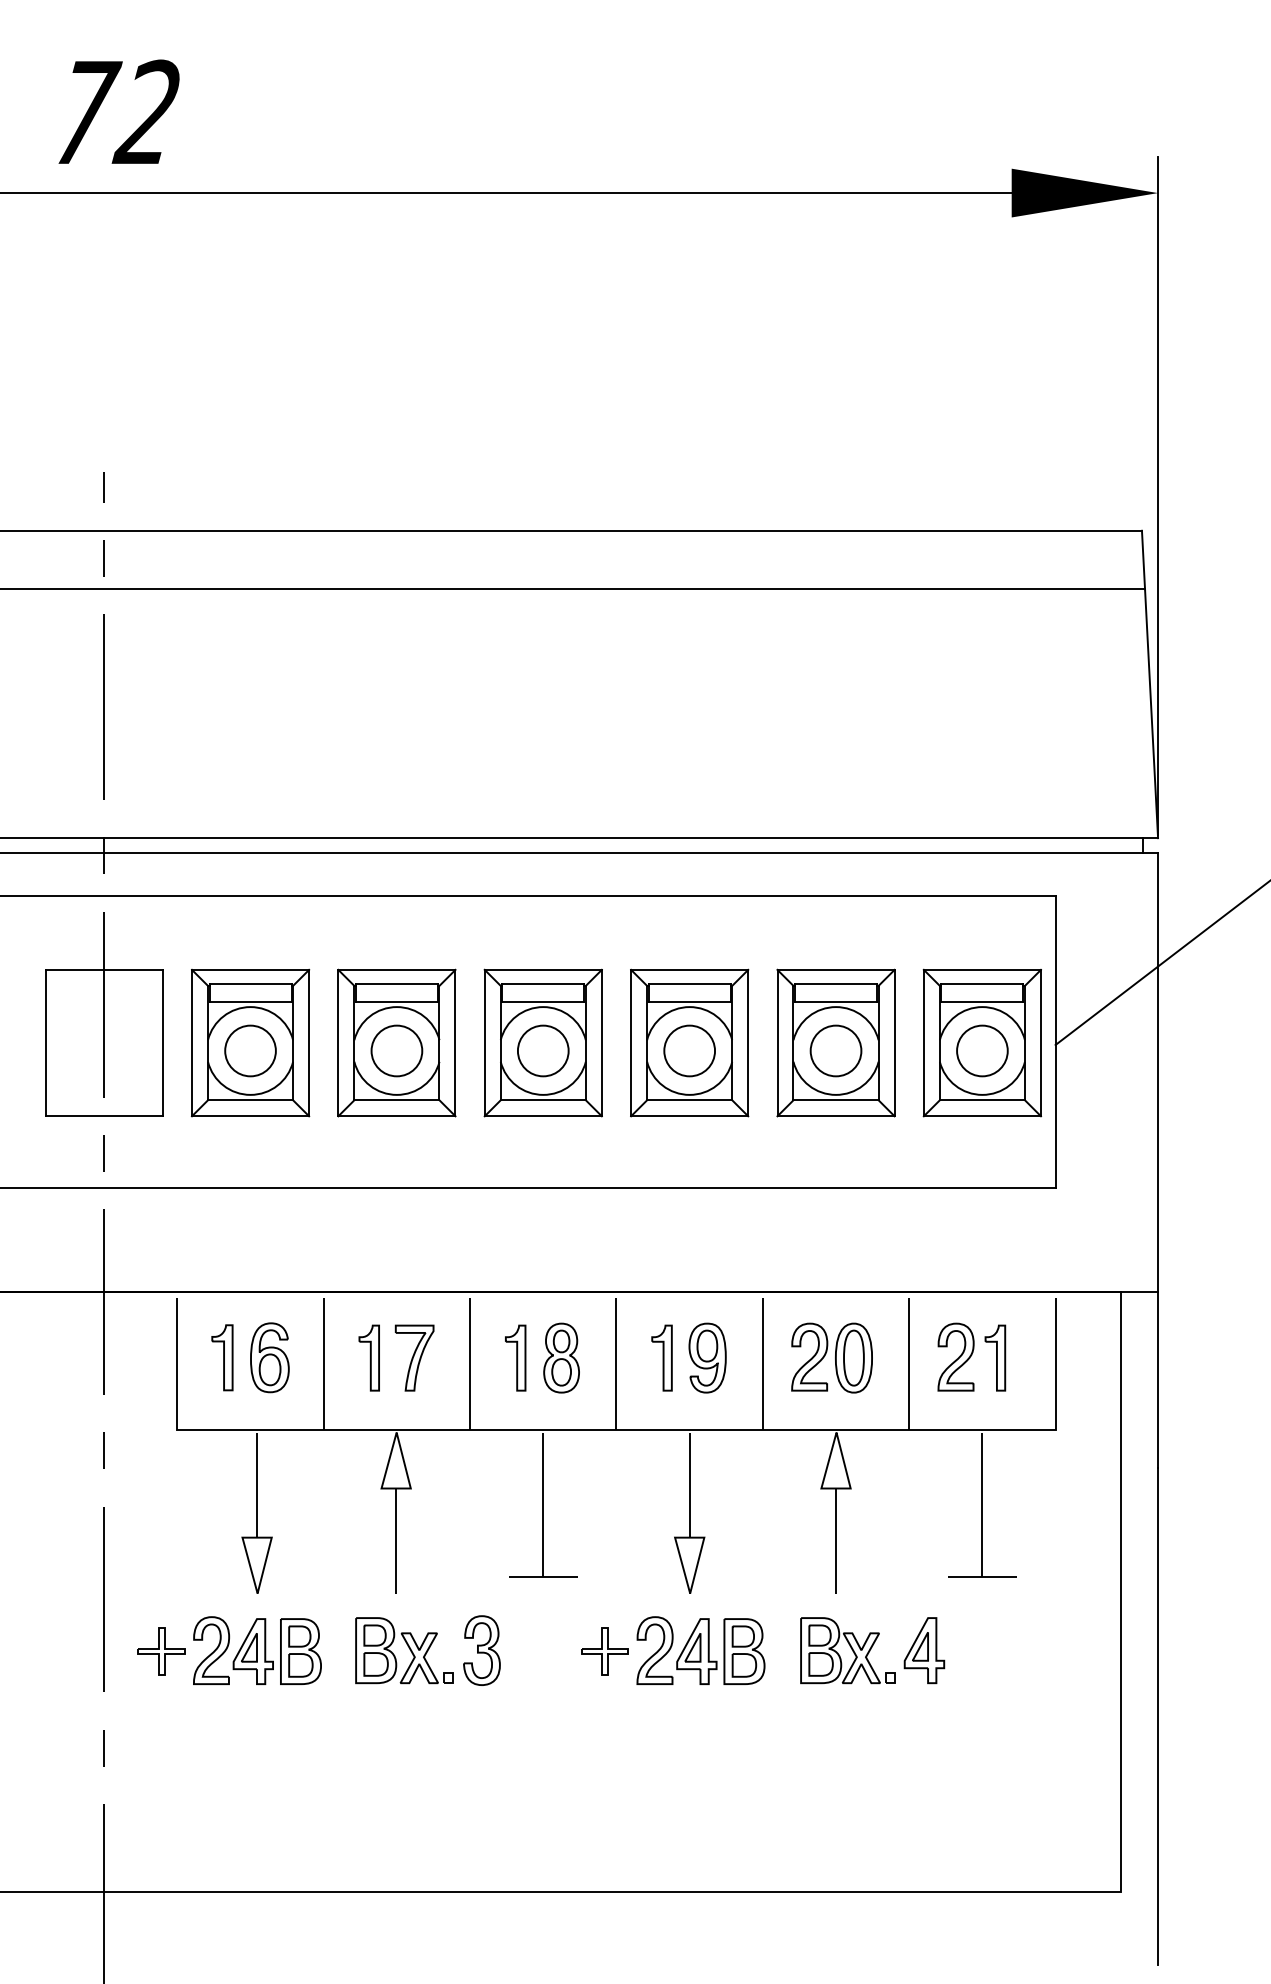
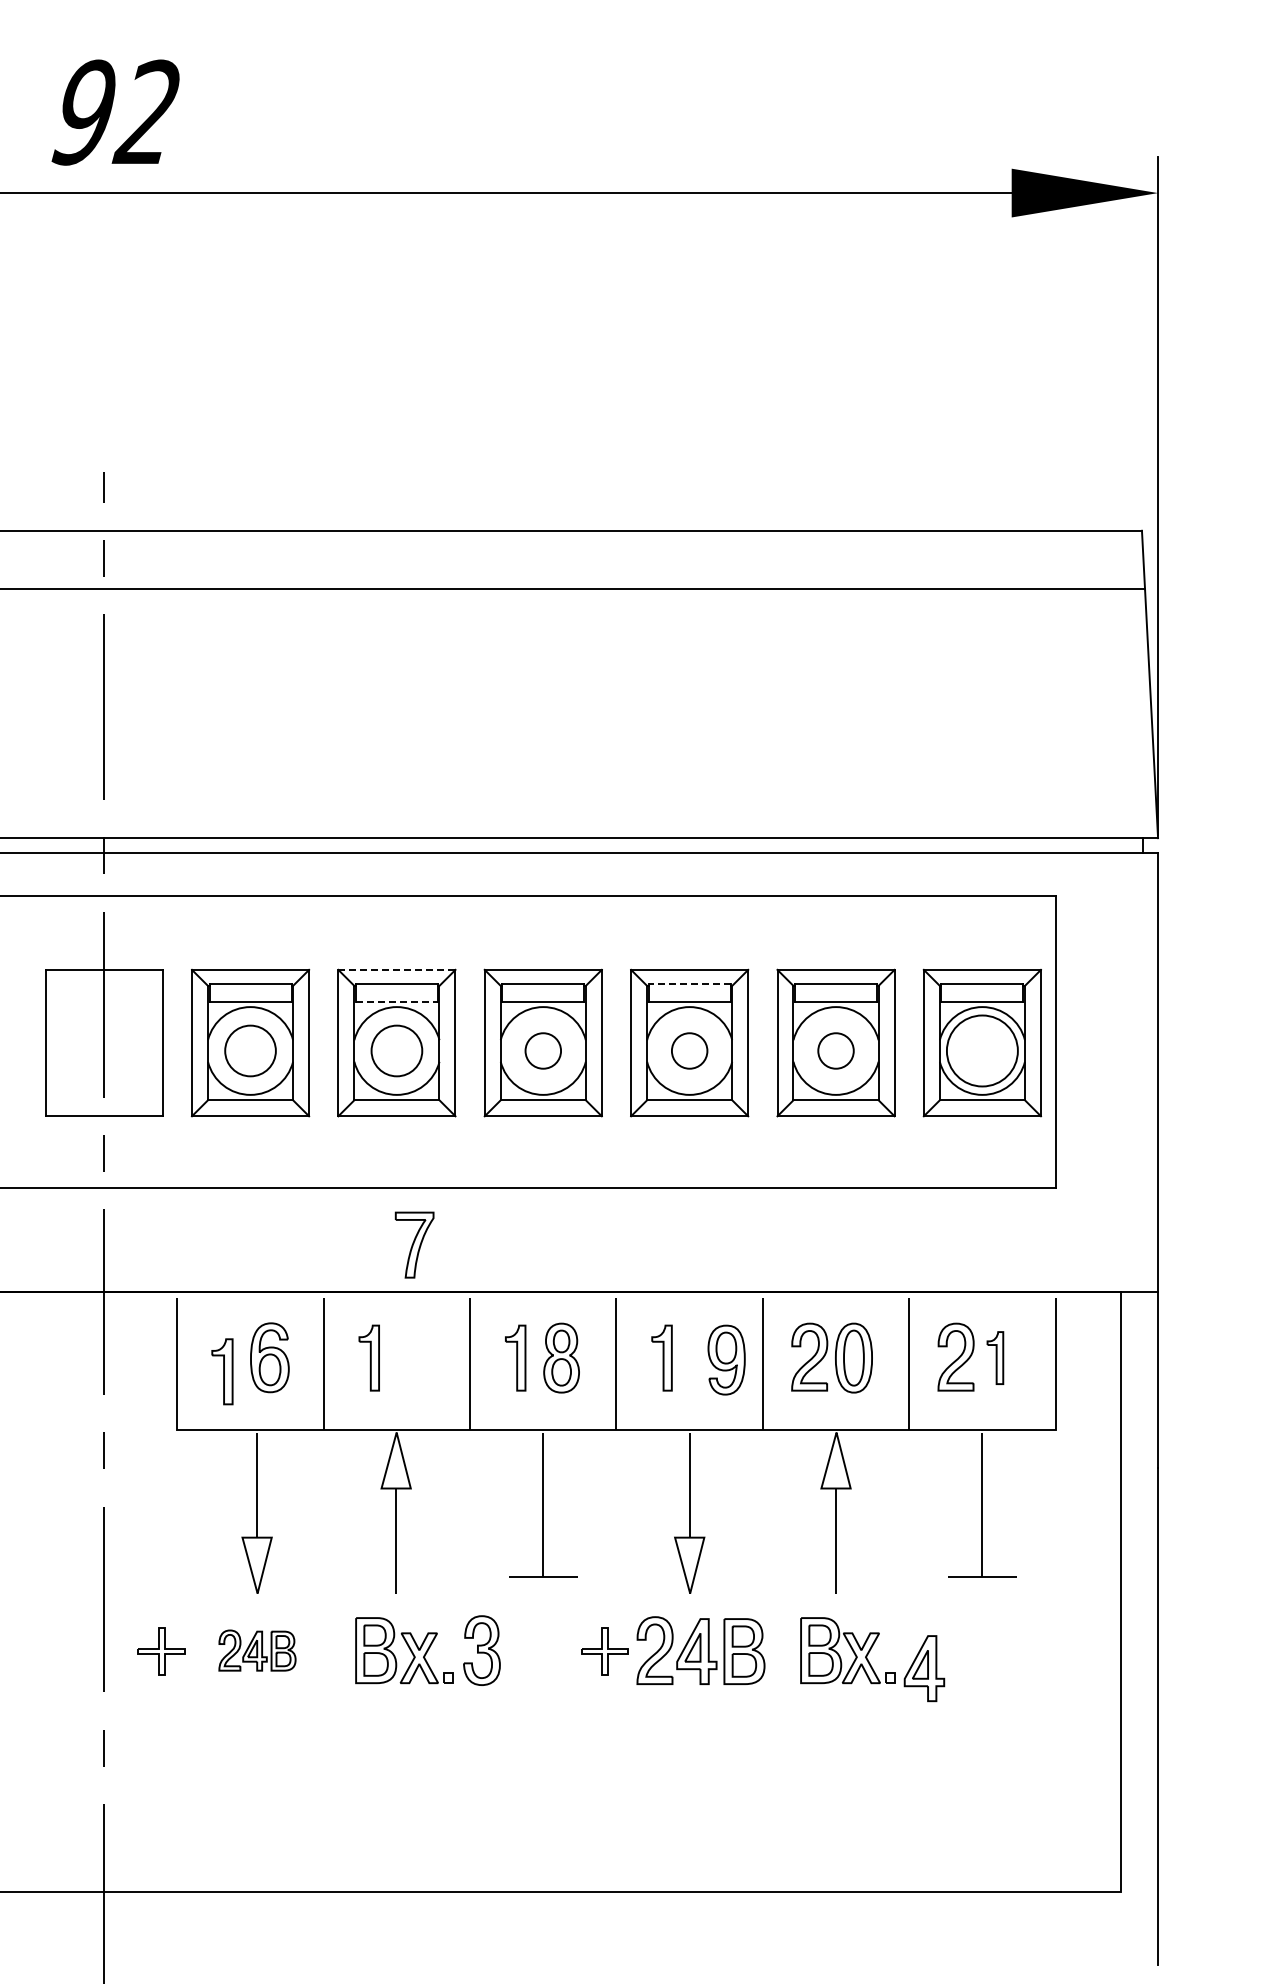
text: 72 -> 92 (86, 112)
line: present -> none (1161, 963)
line: solid -> dashed (396, 969)
line: solid -> dashed (689, 984)
line: solid -> dashed (396, 1001)
circle diameter: 51 px -> 35 px (543, 1050)
circle diameter: 51 px -> 35 px (689, 1050)
circle diameter: 51 px -> 35 px (835, 1050)
circle diameter: 51 px -> 71 px (981, 1050)
part position: (222, 1357) -> (222, 1371) (222, 1371)
part position: (414, 1357) -> (414, 1244) (414, 1244)
part position: (707, 1357) -> (726, 1359) (726, 1359)
part size: 23x68 px -> 19x54 px (995, 1357)
part size: 129x69 px -> 79x43 px (257, 1650)
part position: (924, 1650) -> (924, 1668) (924, 1668)
